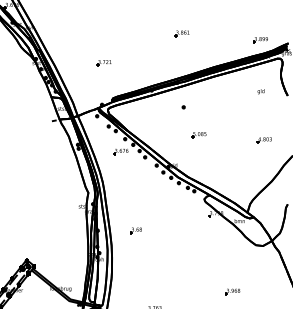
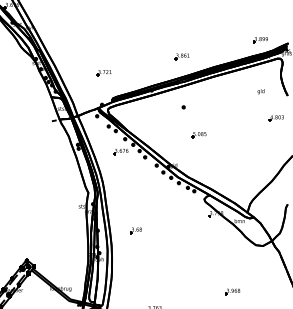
part position: (181, 33) -> (181, 56) (181, 56)
part position: (103, 63) -> (103, 73) (103, 73)
part position: (263, 140) -> (275, 118) (275, 118)
